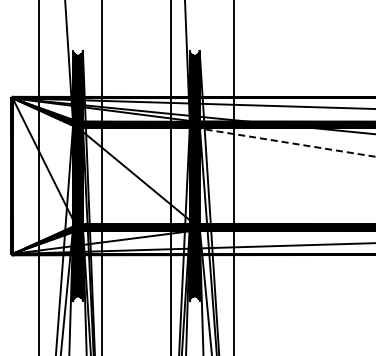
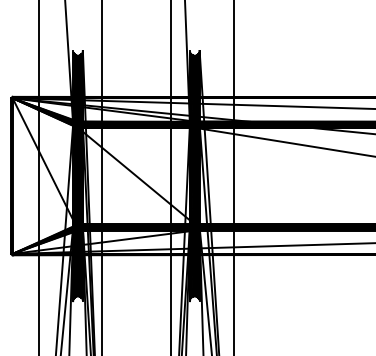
line: dashed -> solid (285, 142)
